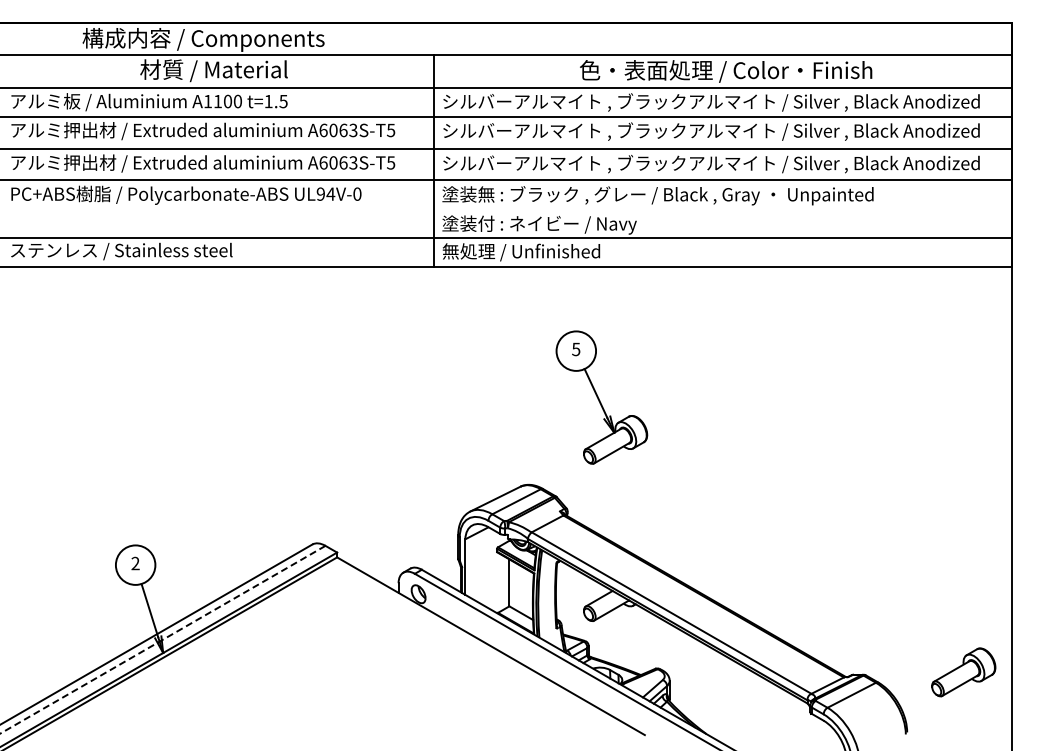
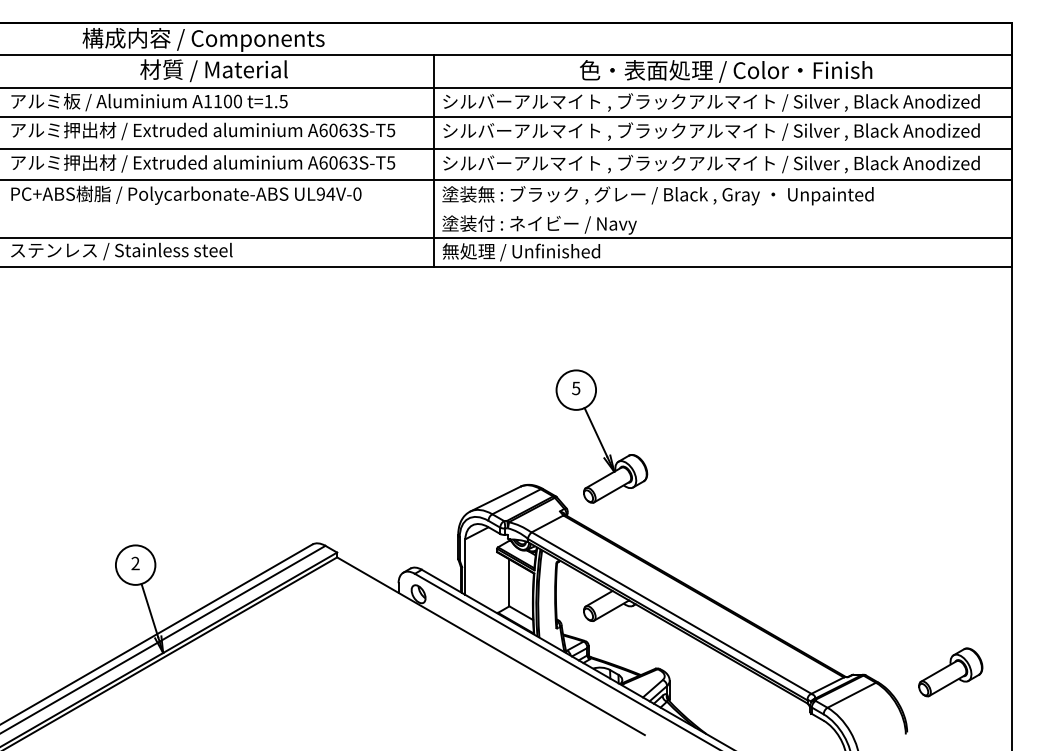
part position: (601, 397) -> (601, 436) (601, 436)
line: dashed -> solid (162, 639)
part position: (963, 672) -> (950, 672) (950, 672)
